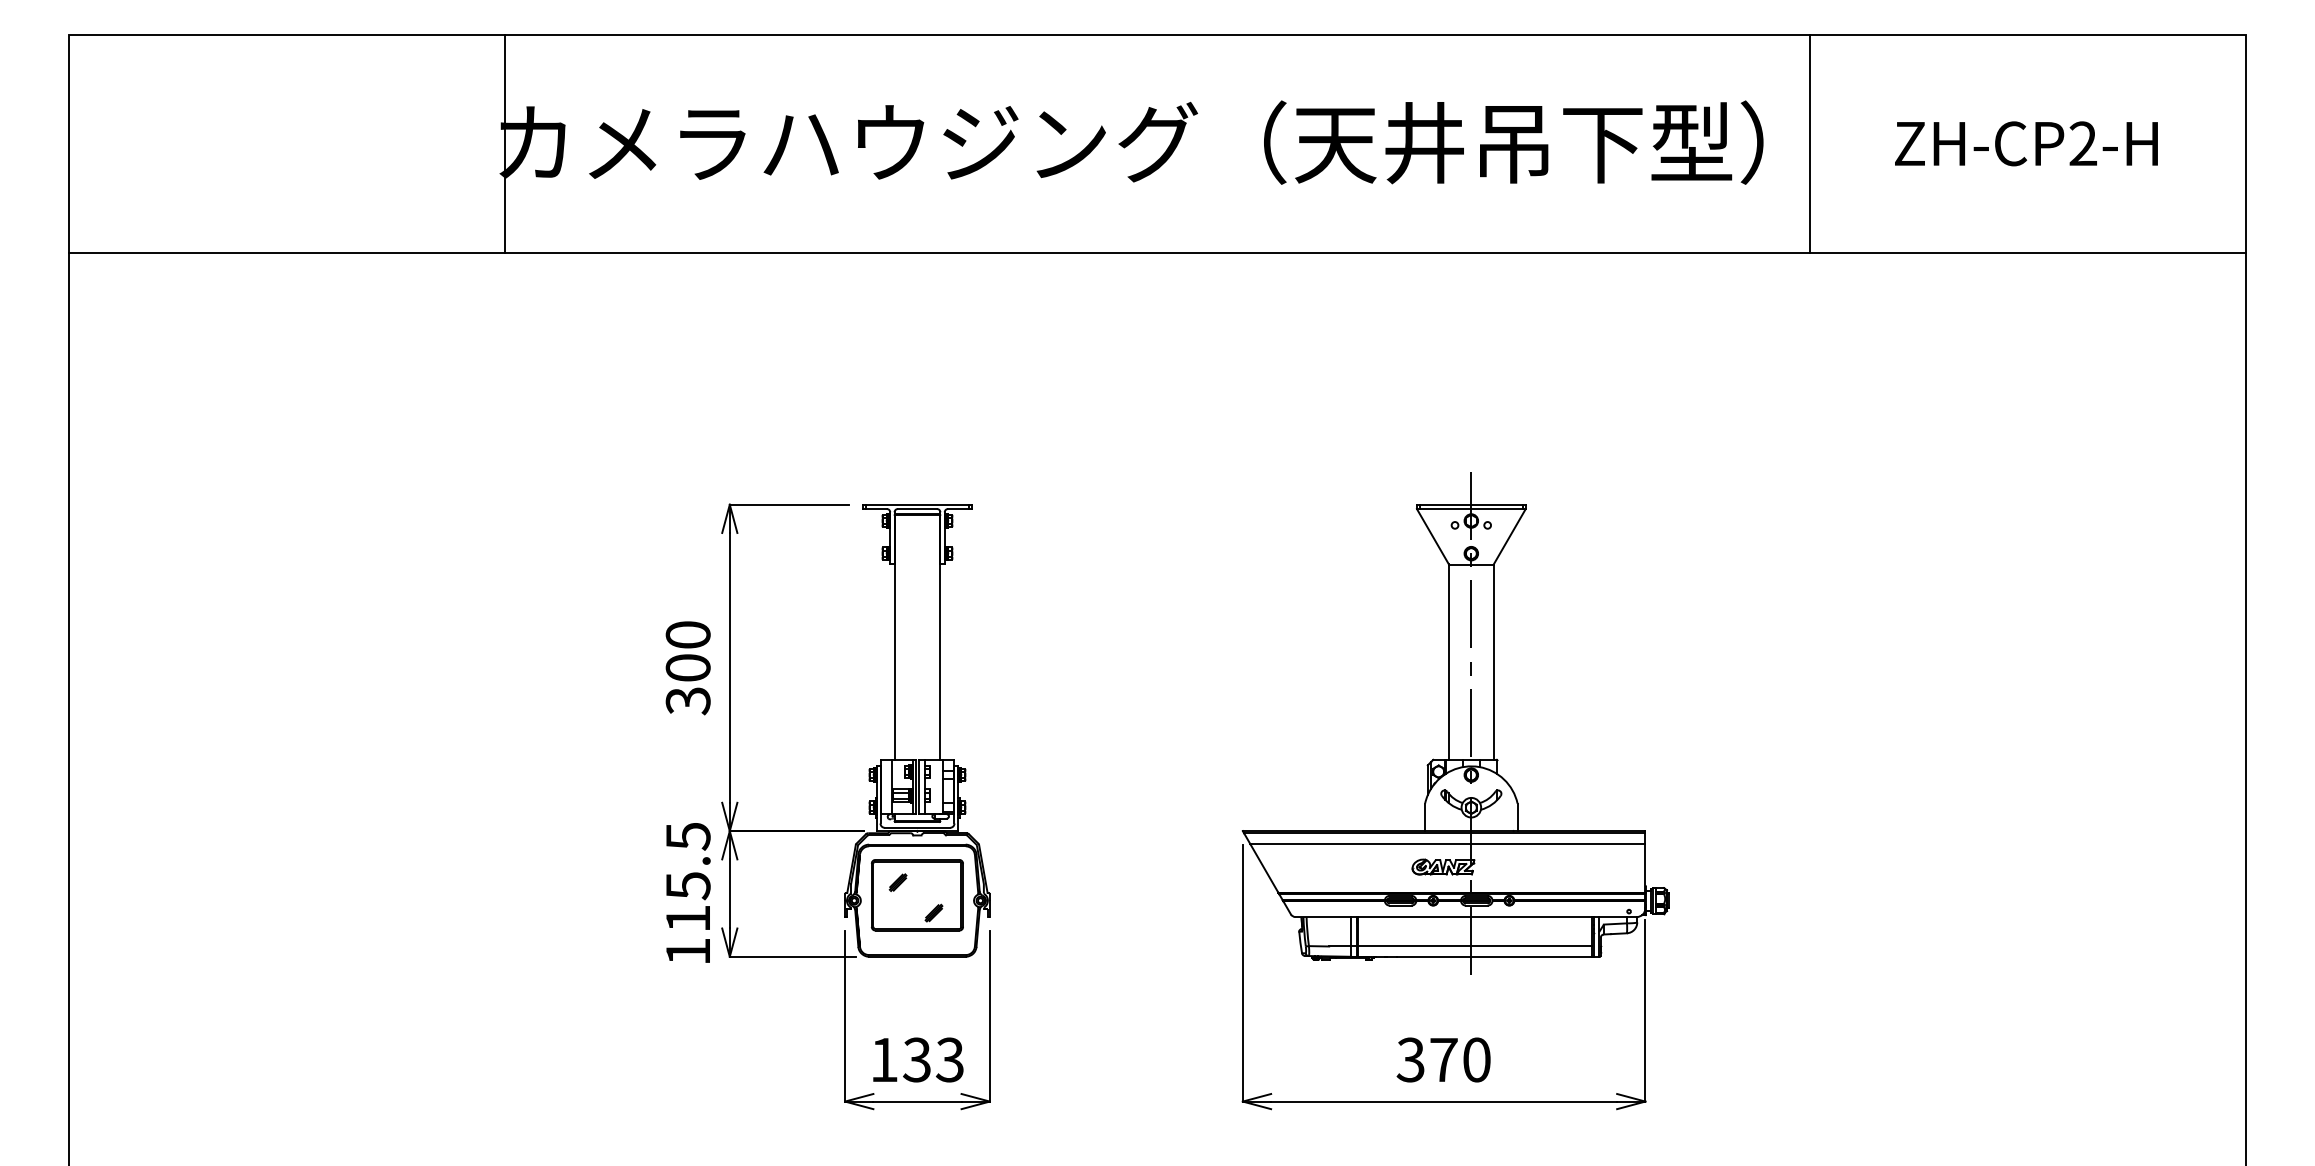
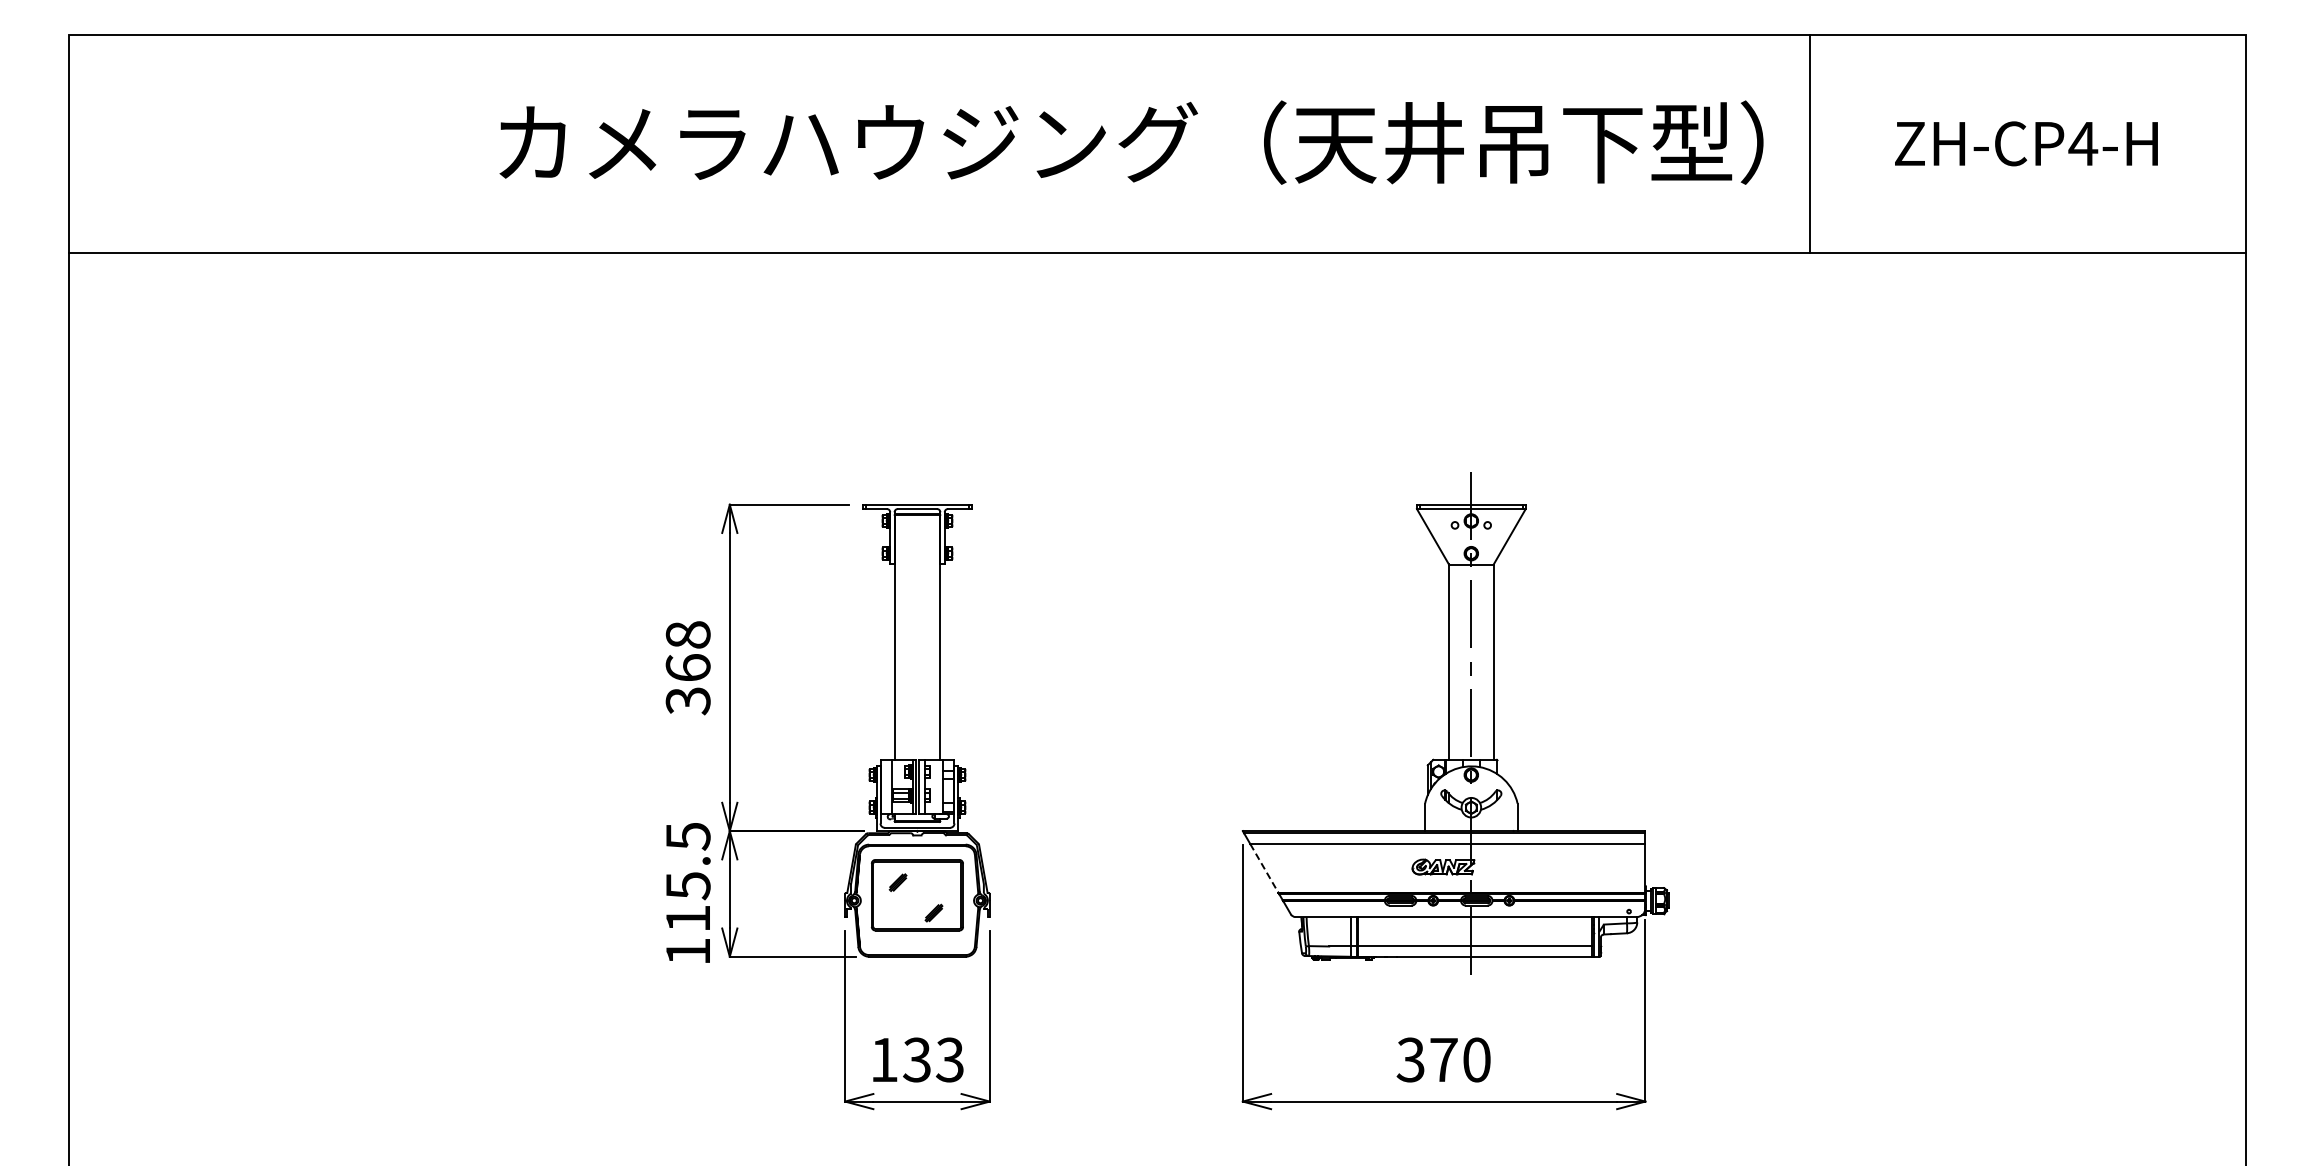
line: present -> none (504, 143)
text: ZH-CP2-H -> ZH-CP4-H (2083, 143)
text: 300 -> 368 (687, 651)
line: solid -> dashed (1264, 868)
